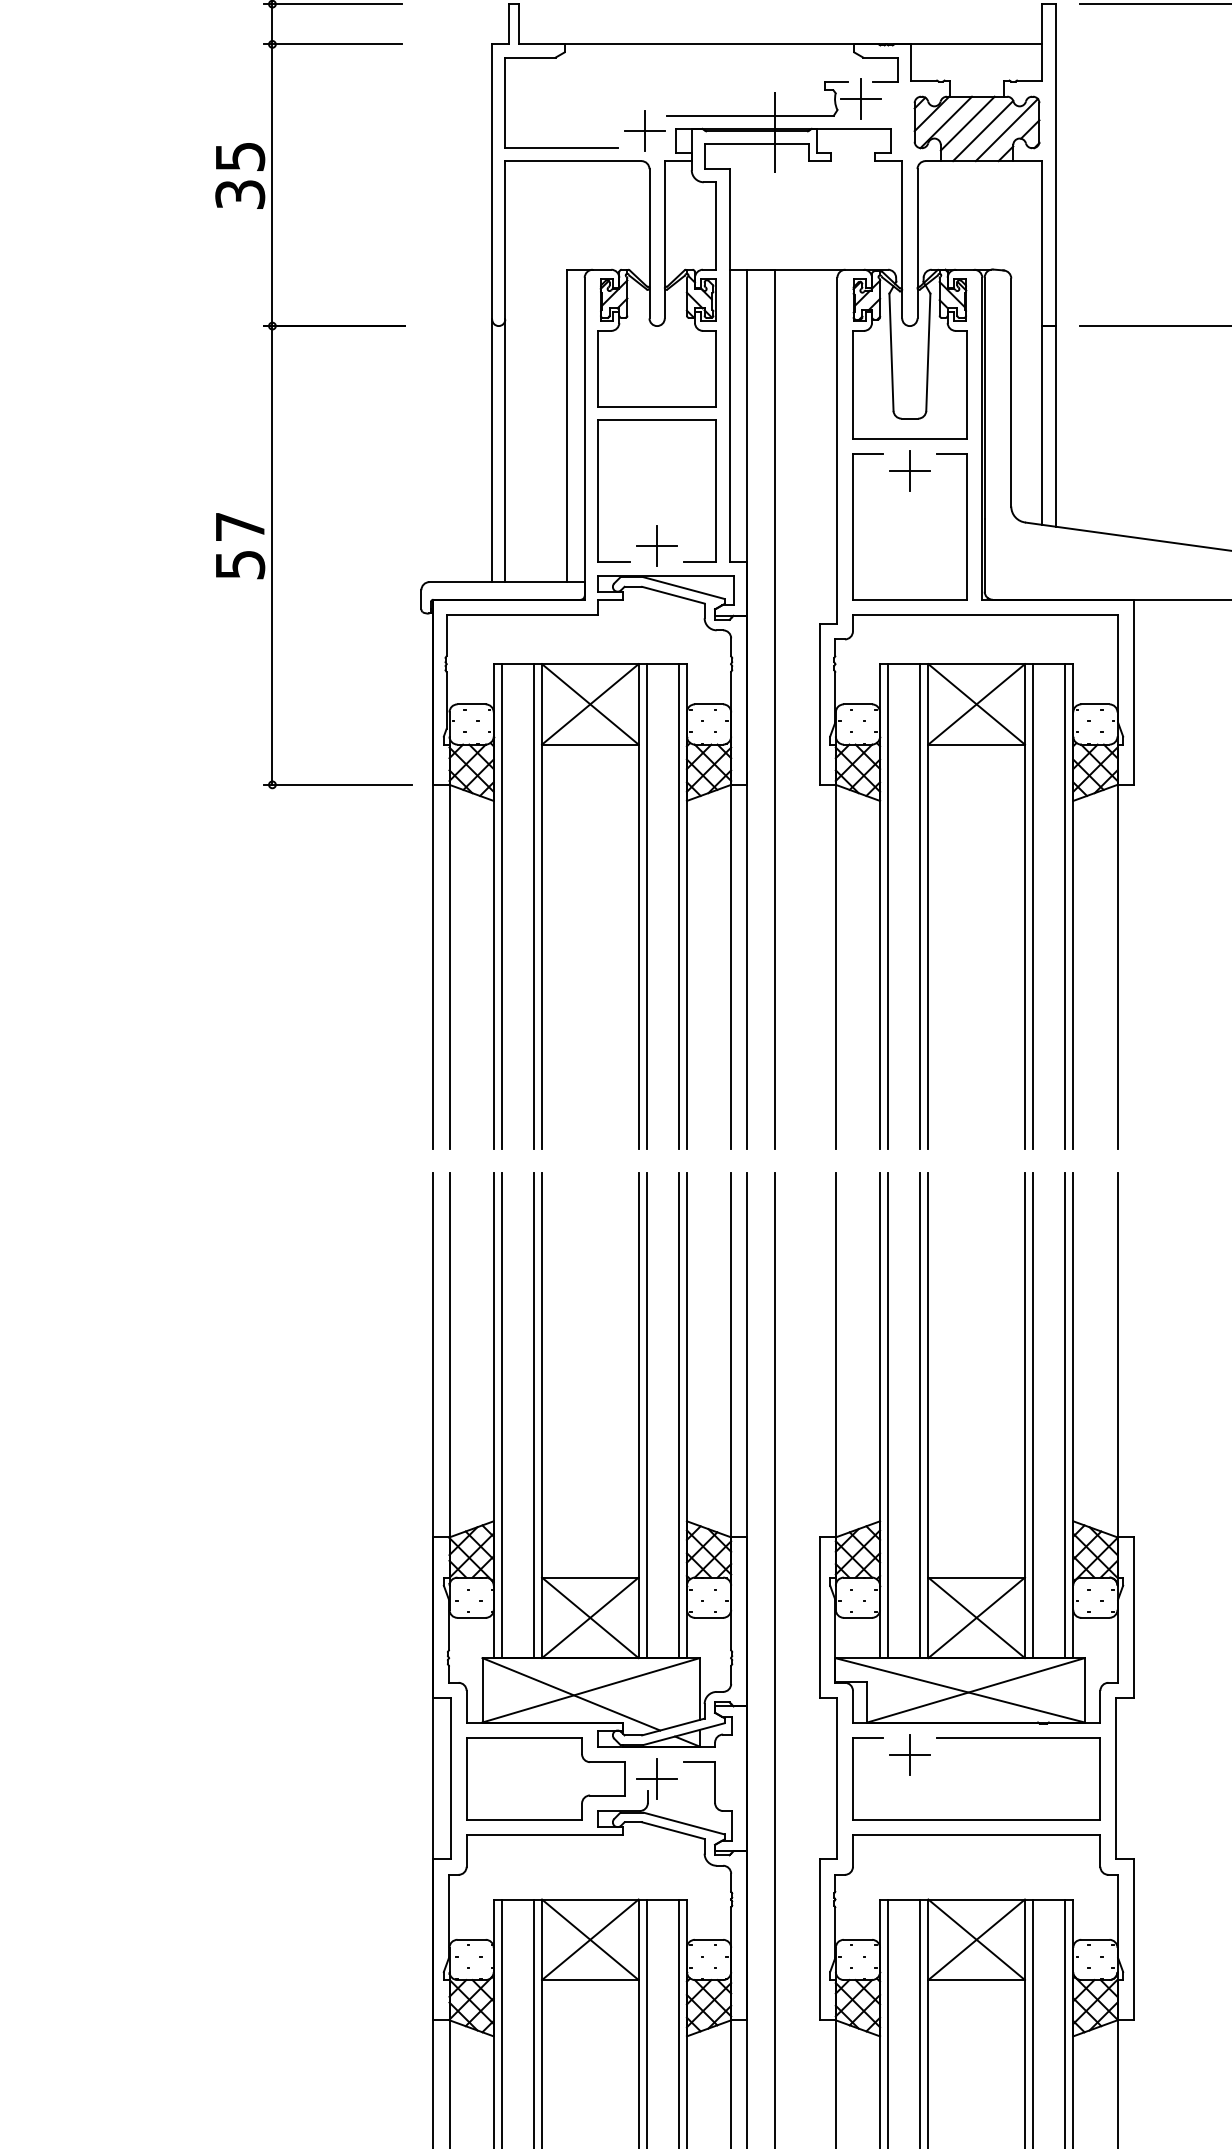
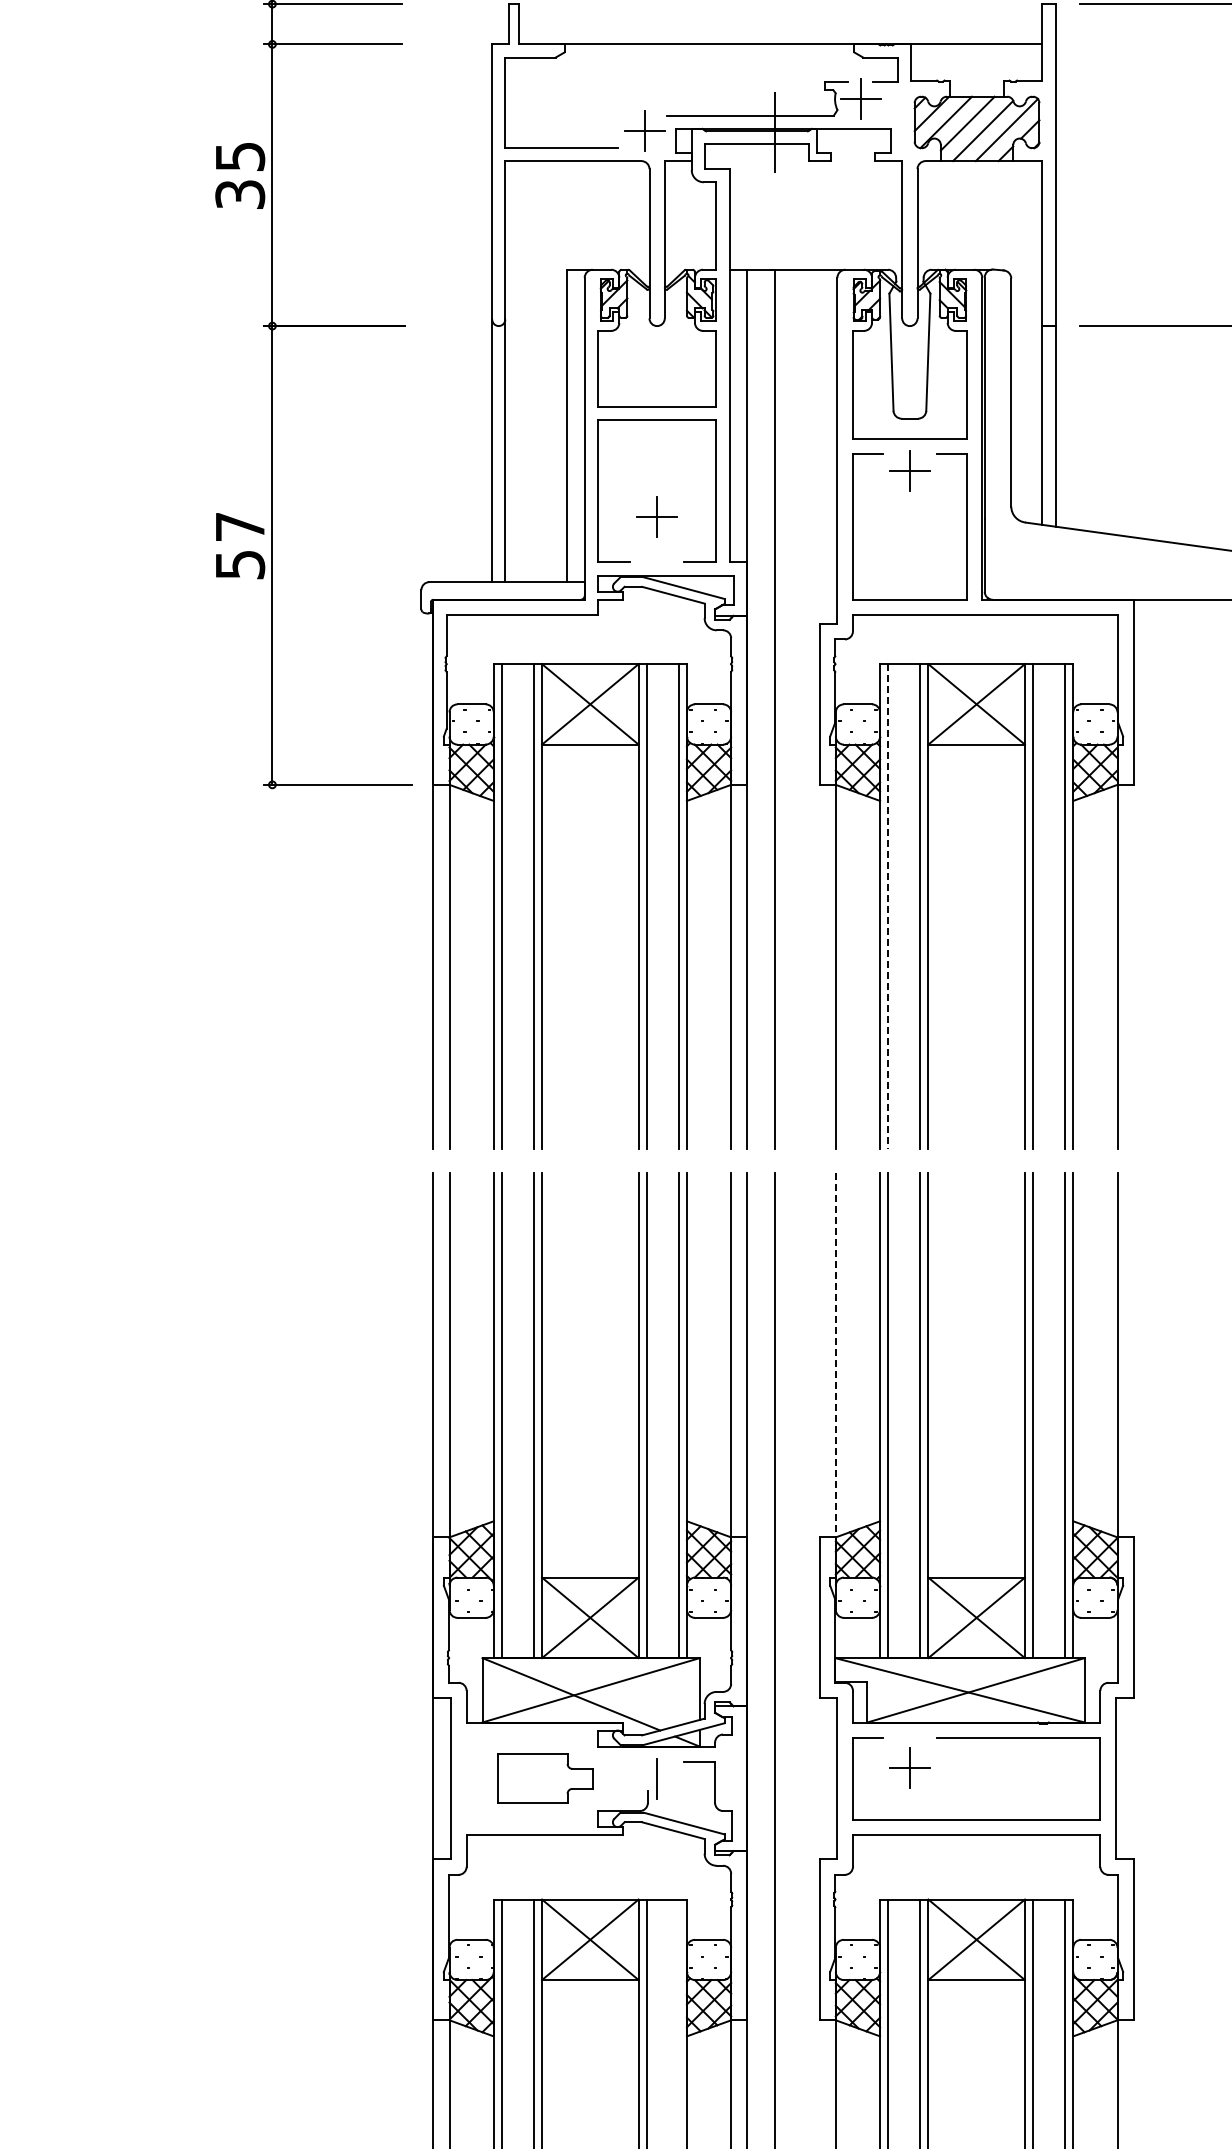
part position: (656, 545) -> (656, 516) (656, 516)
line: solid -> dashed (888, 907)
line: solid -> dashed (835, 1357)
part position: (909, 1754) -> (909, 1767) (909, 1767)
part size: 160x84 px -> 97x51 px (545, 1778)
line: present -> none (657, 1778)
line: present -> none (678, 2022)
